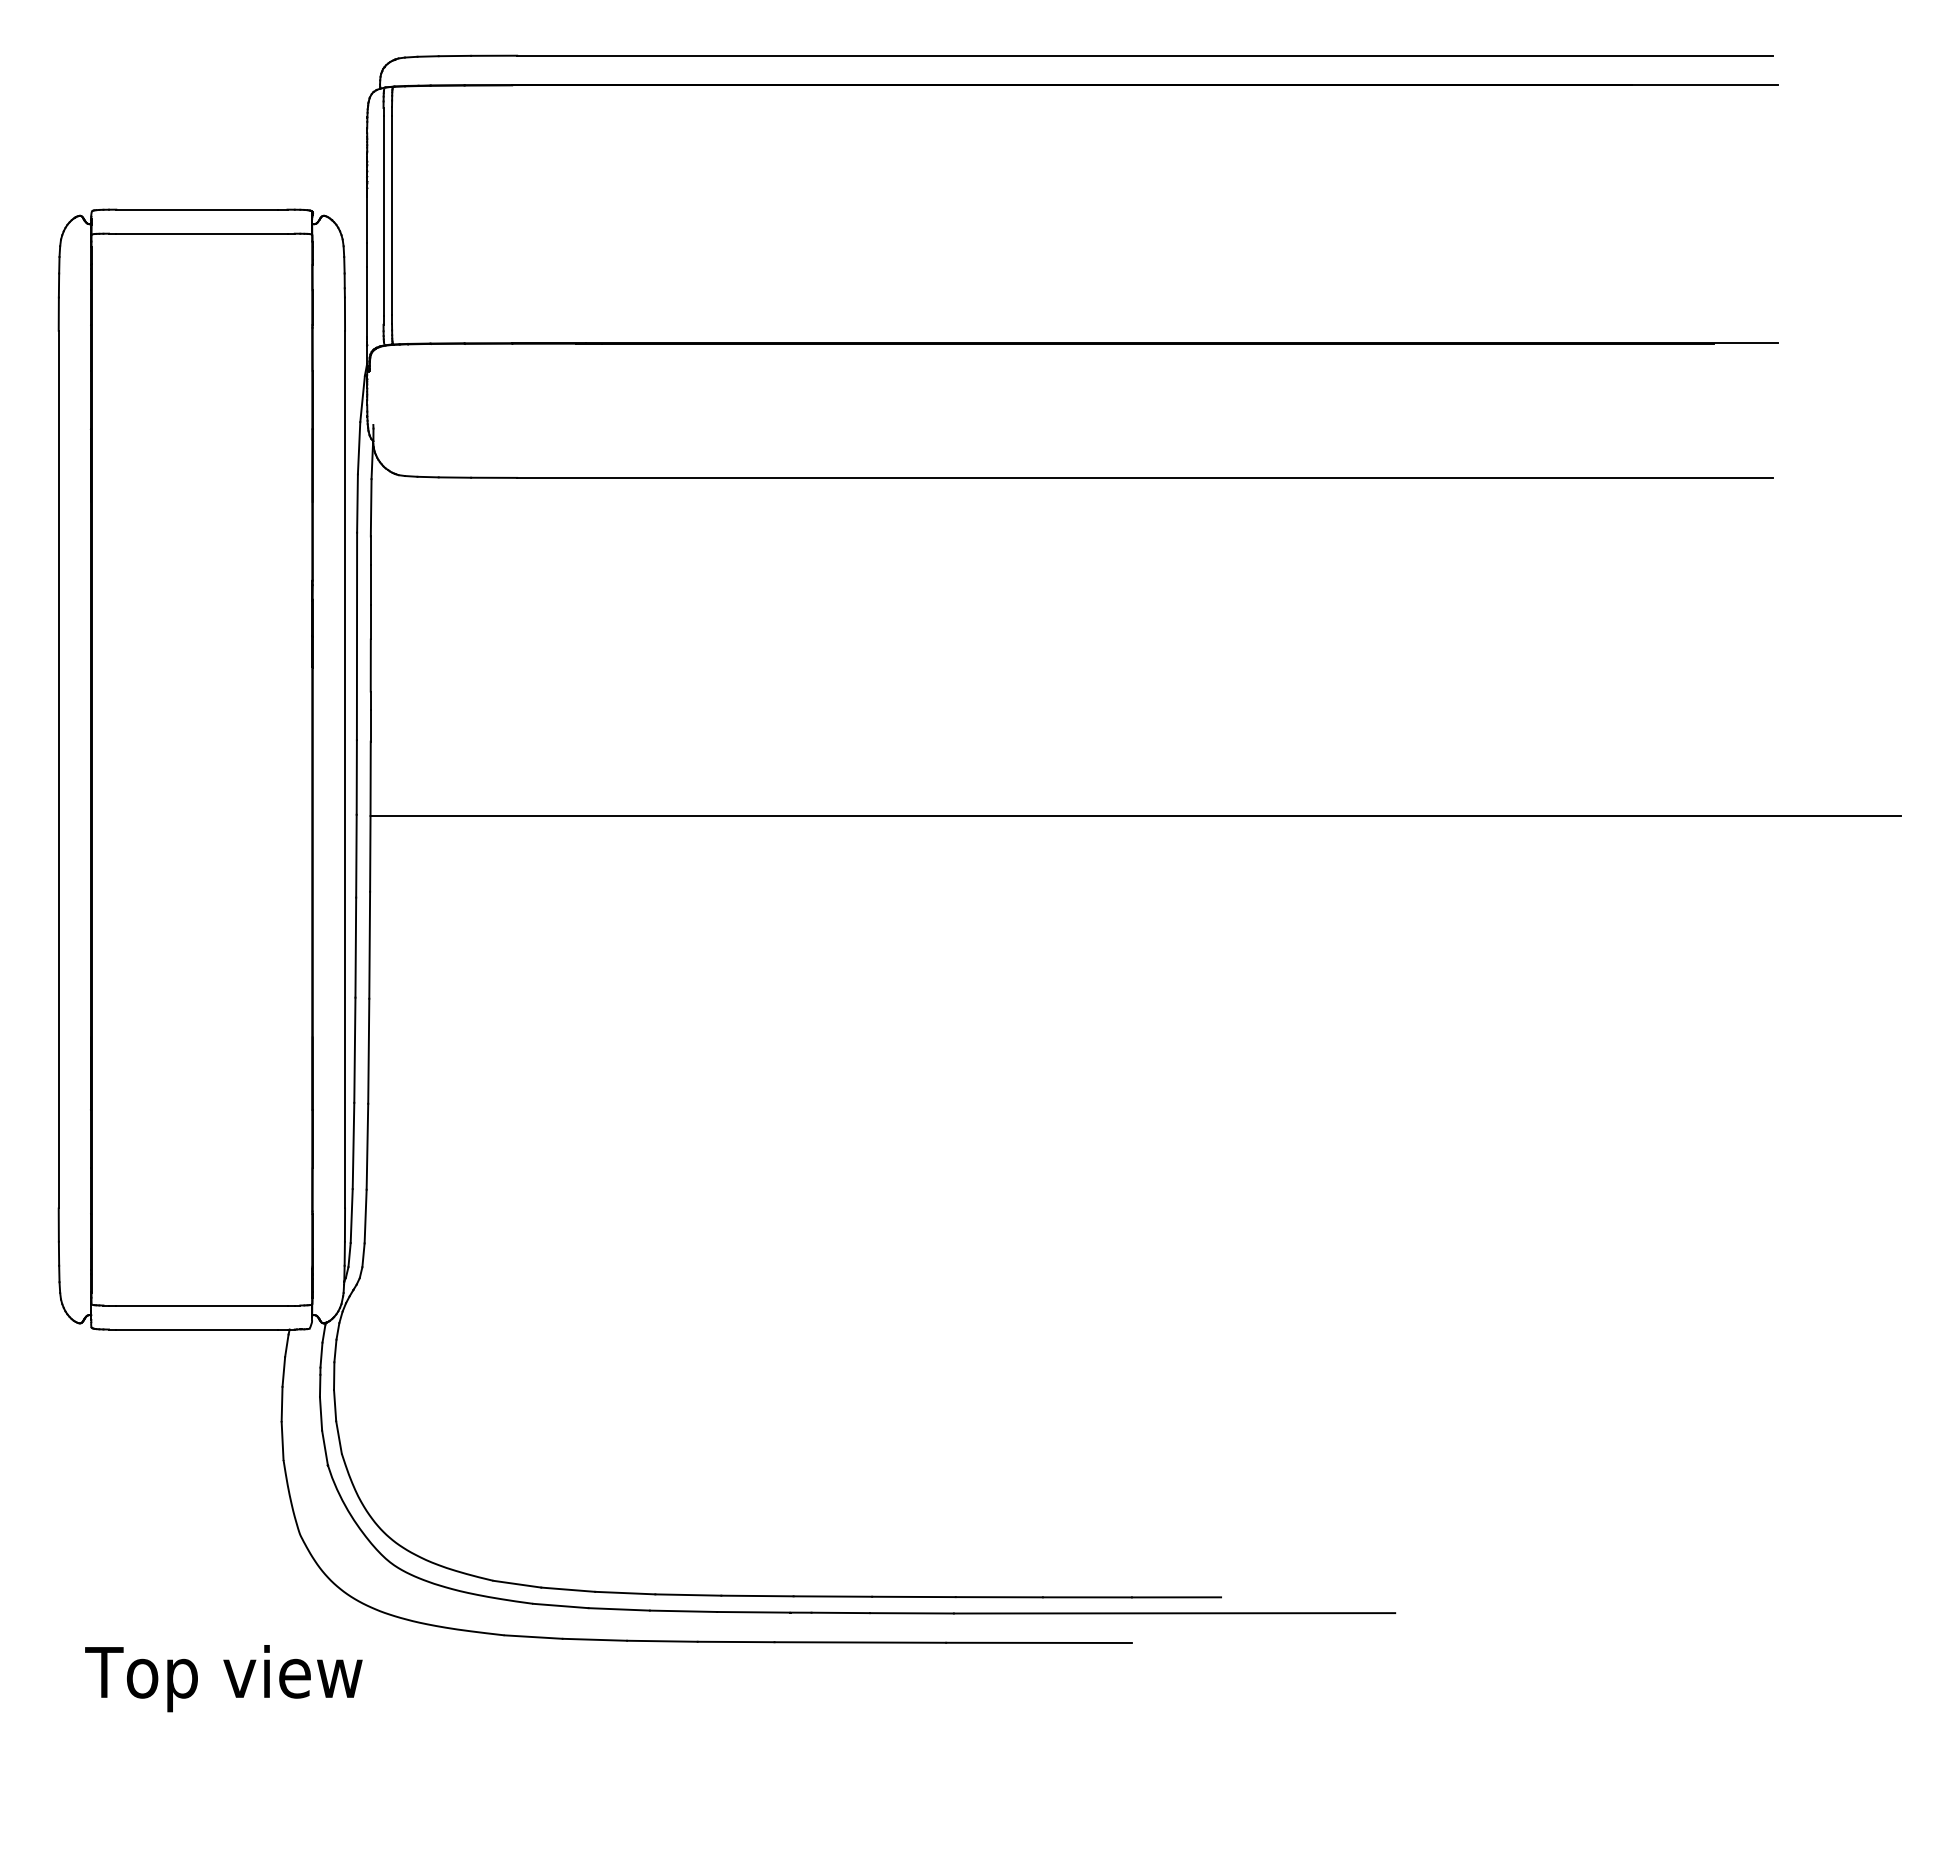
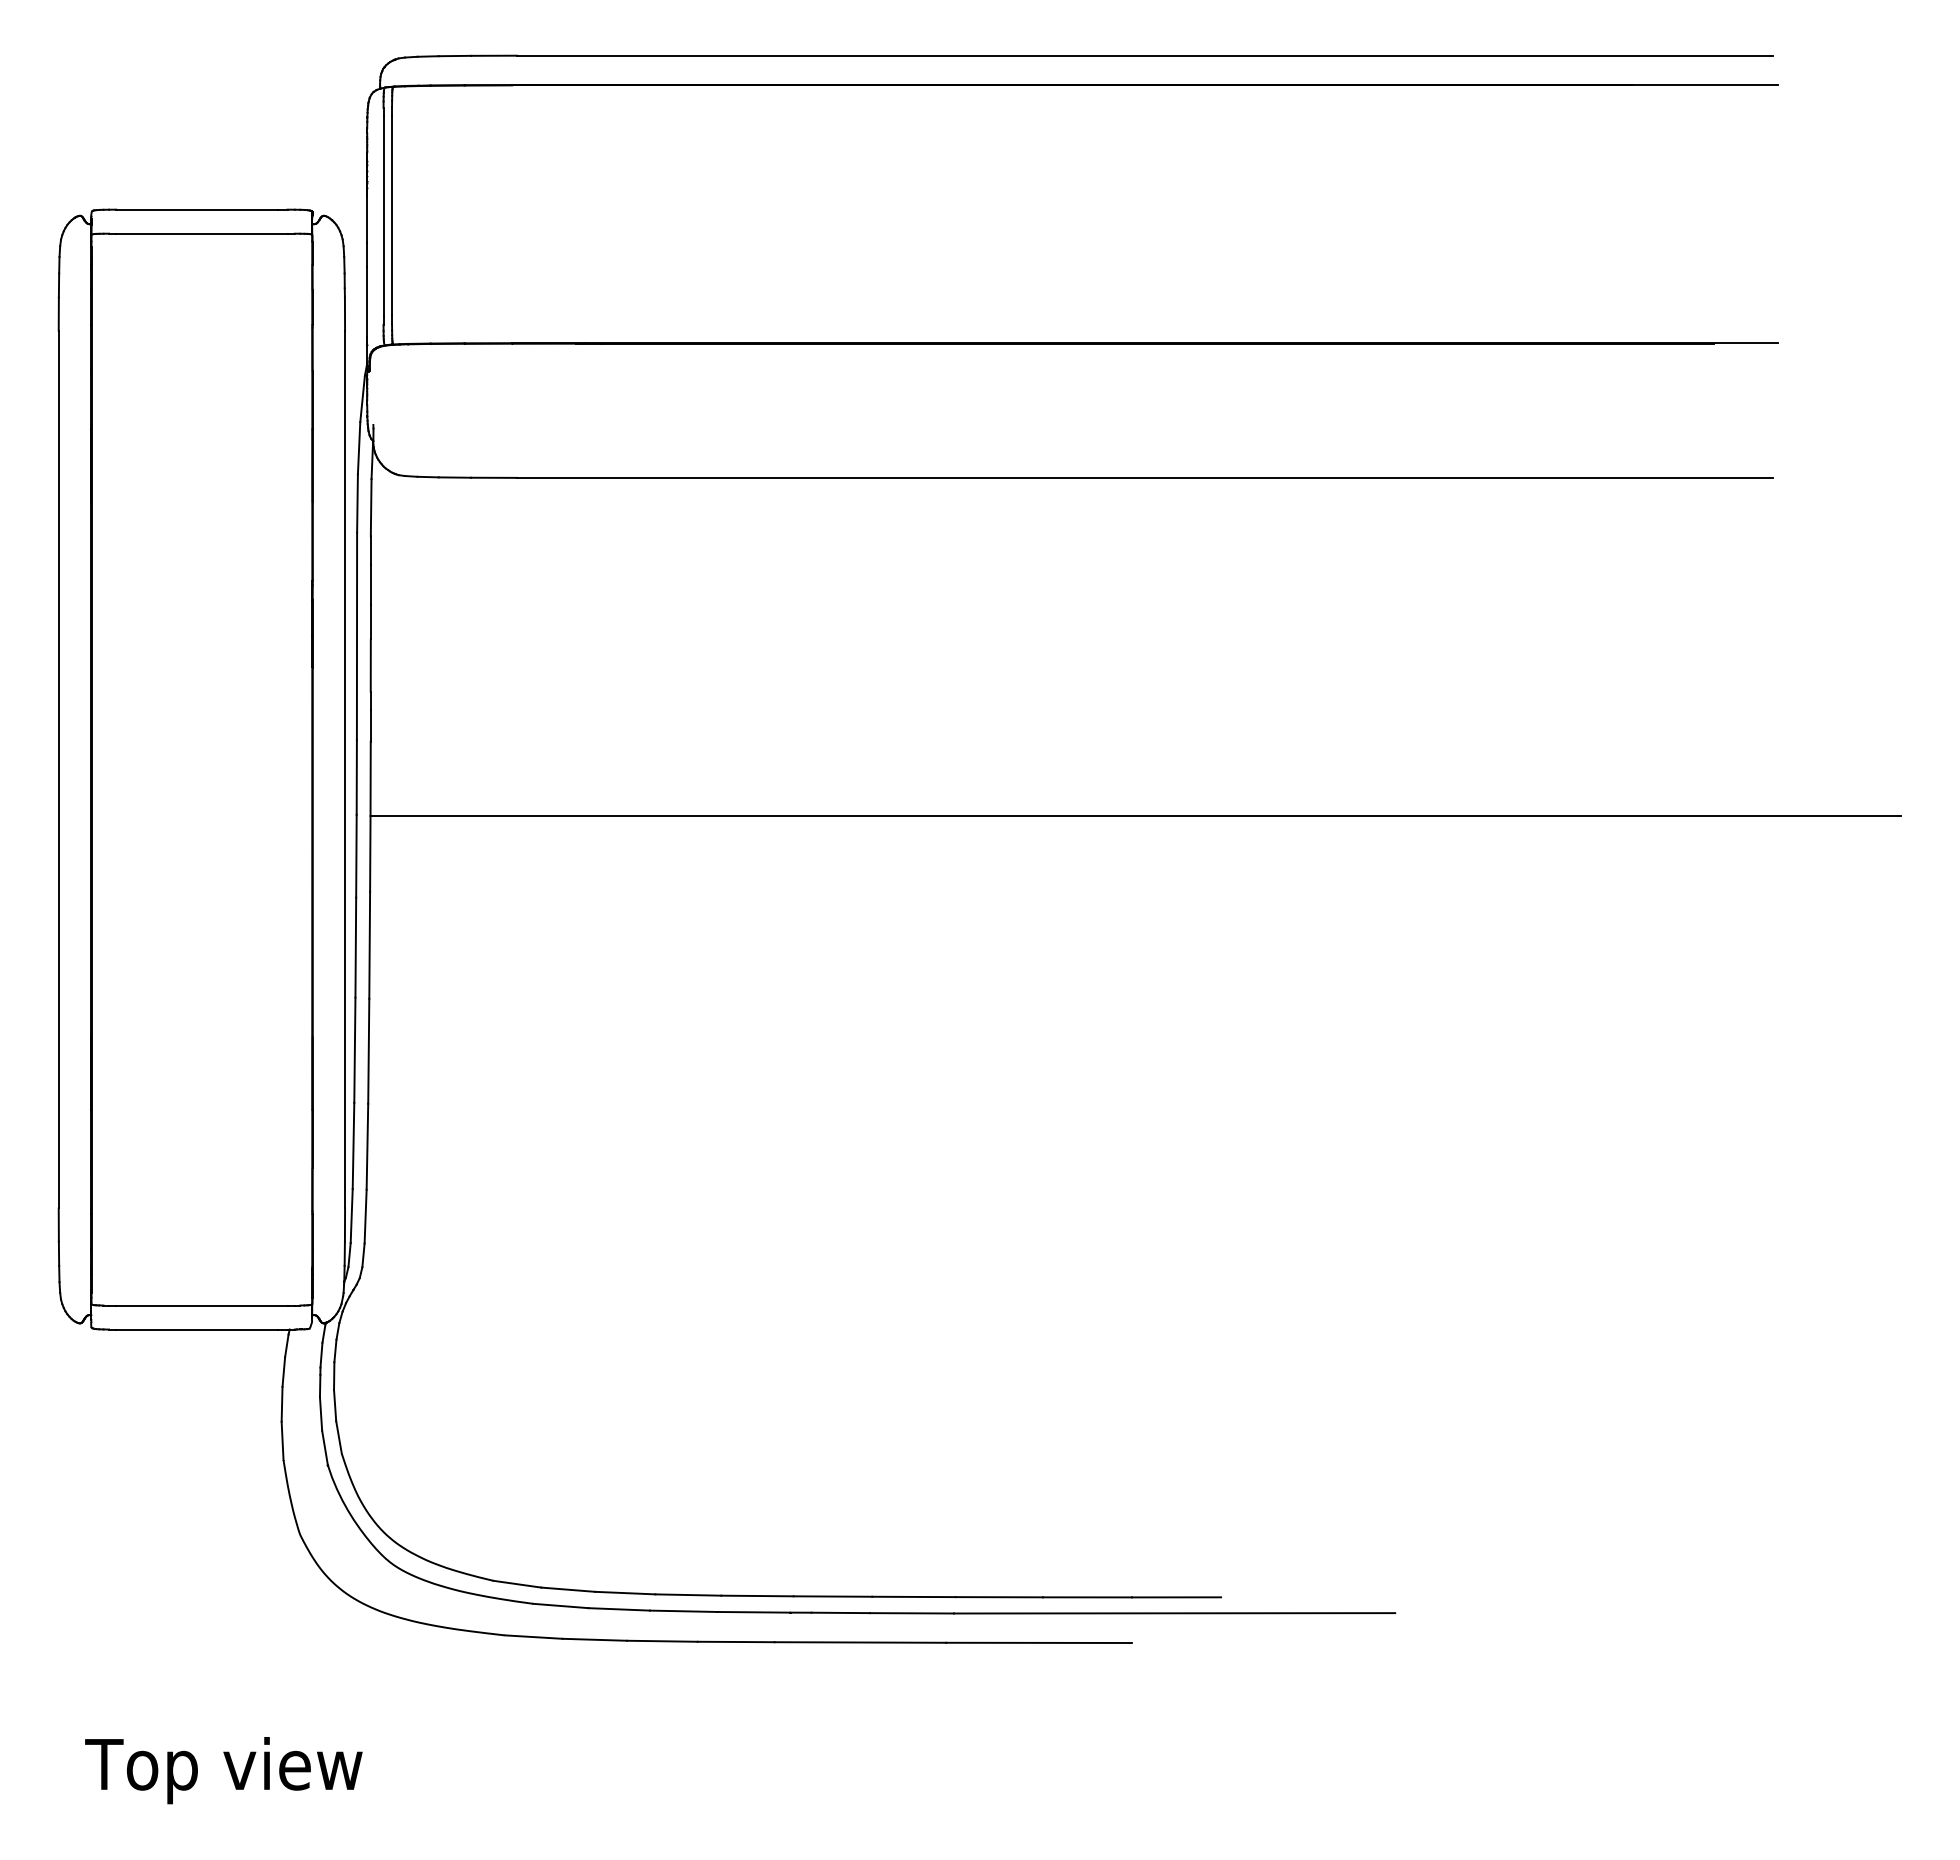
text position: (223, 1678) -> (223, 1770) (223, 1770)
